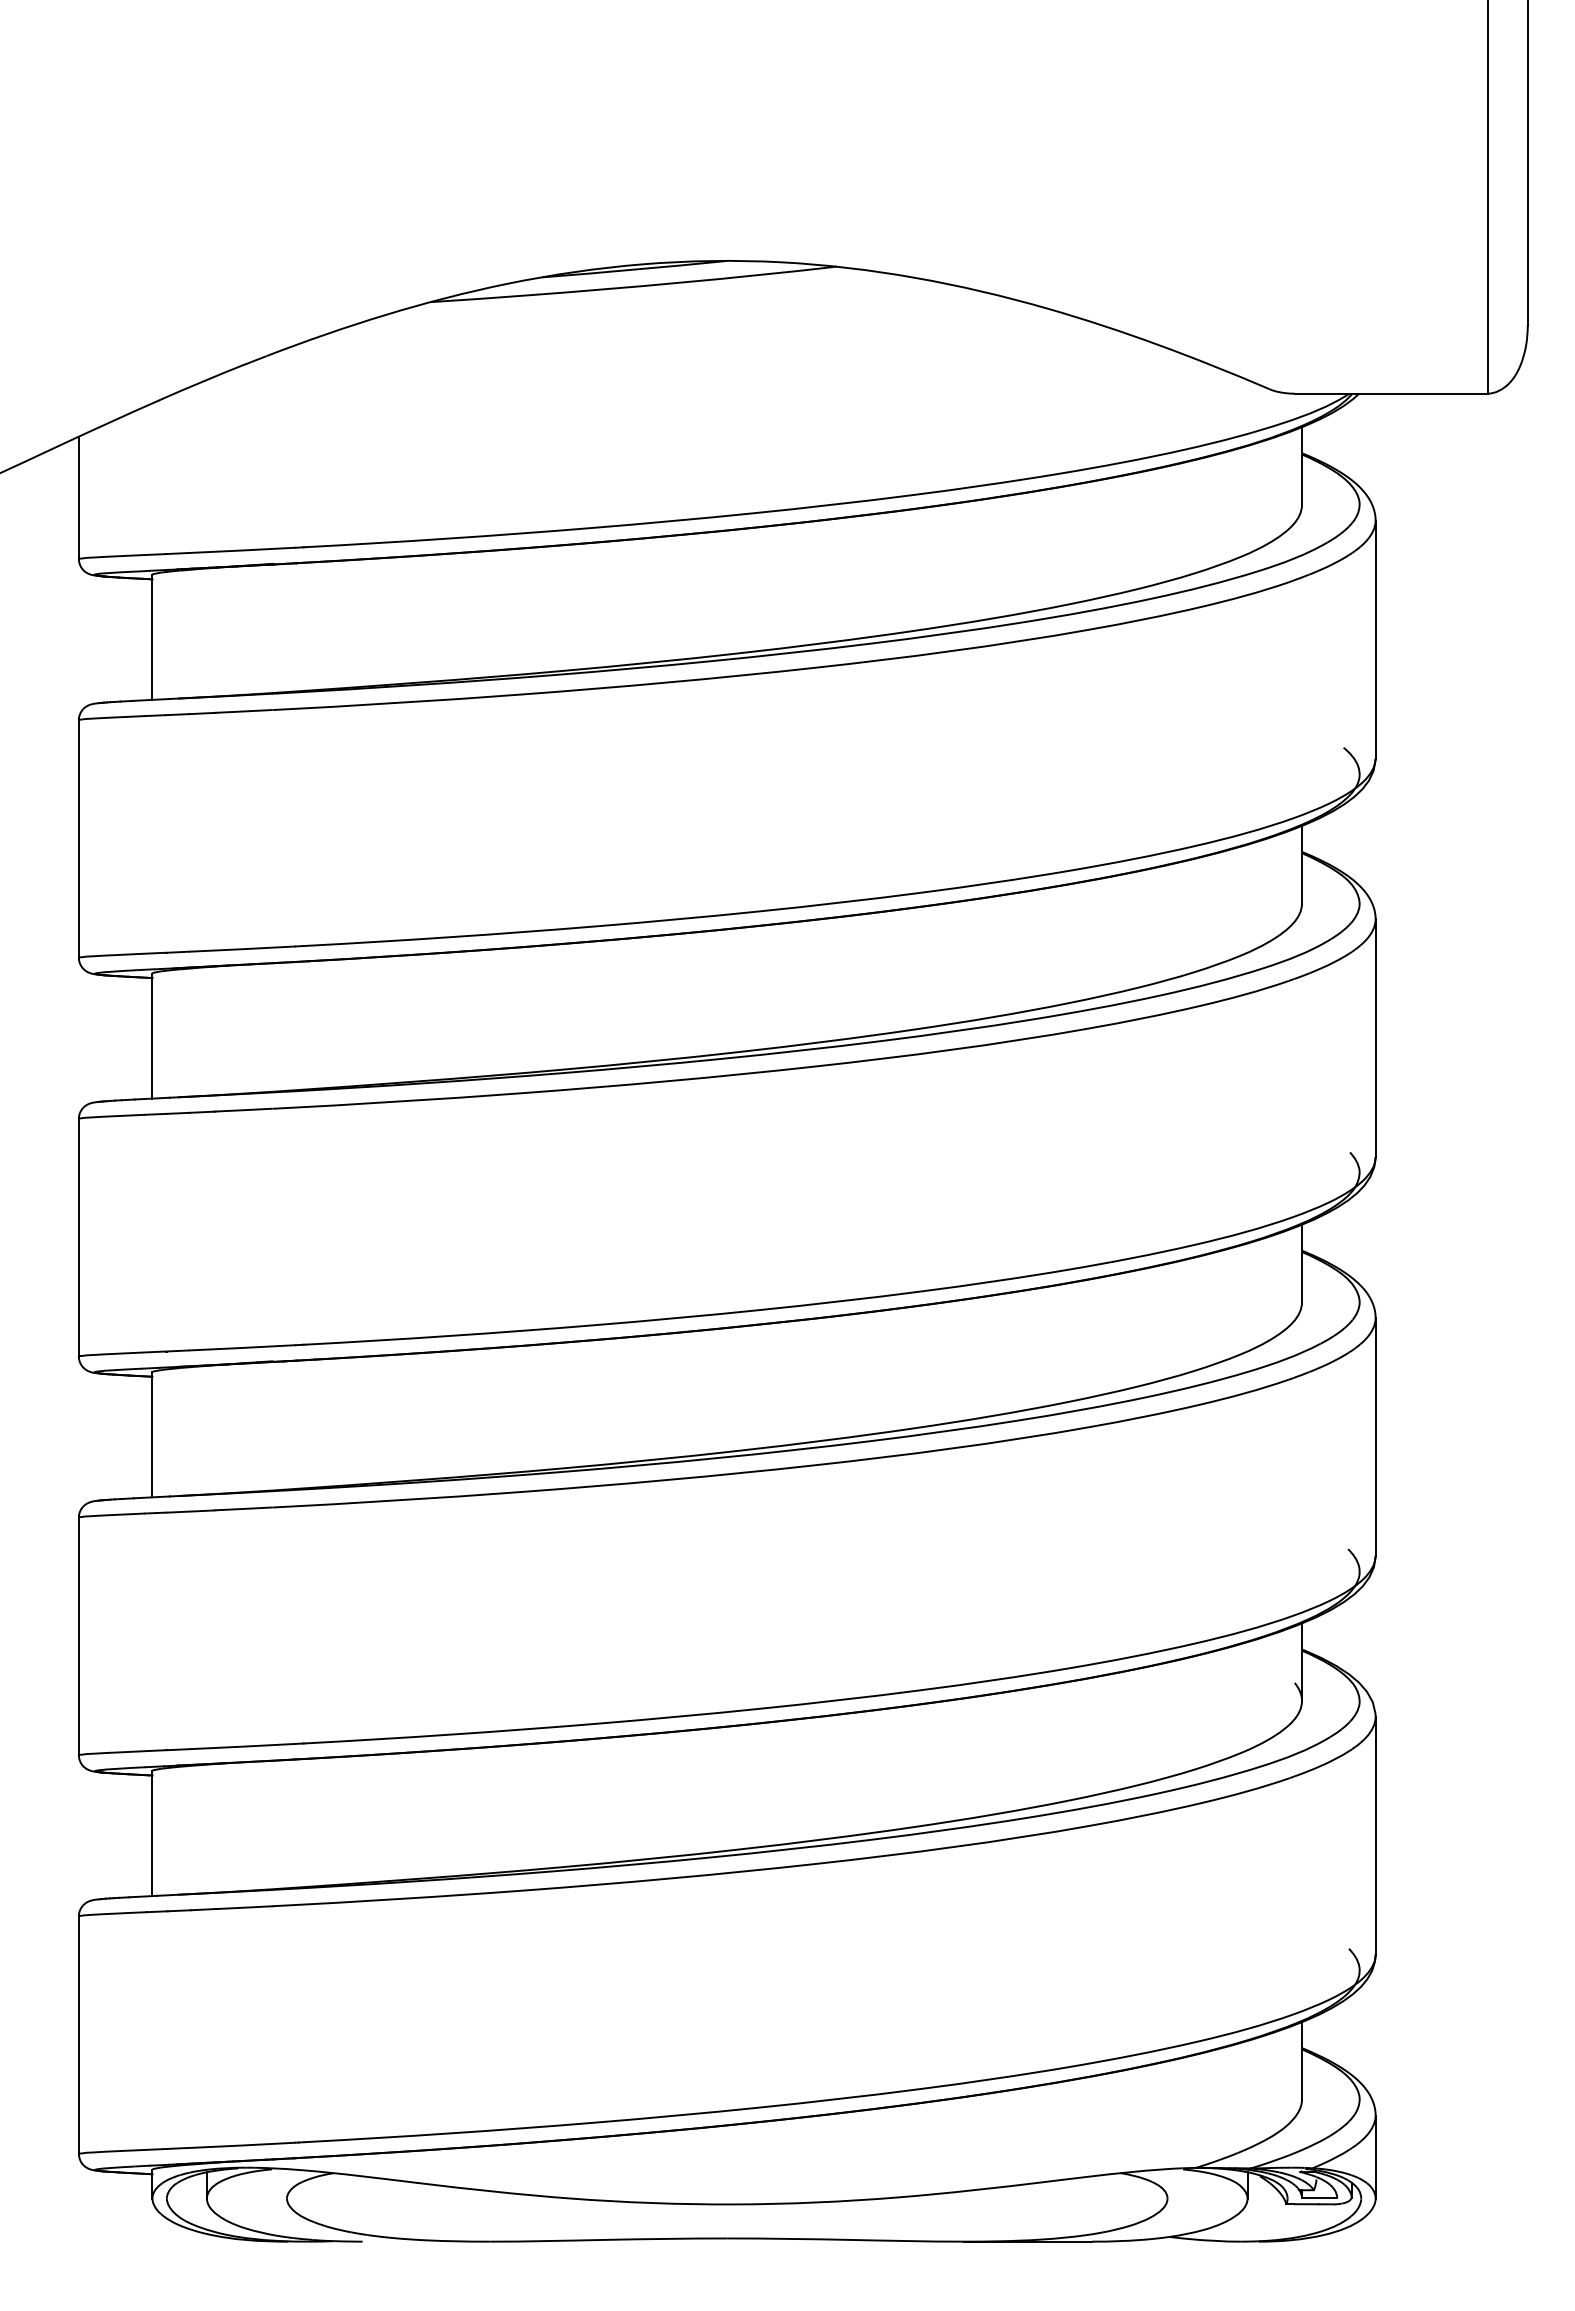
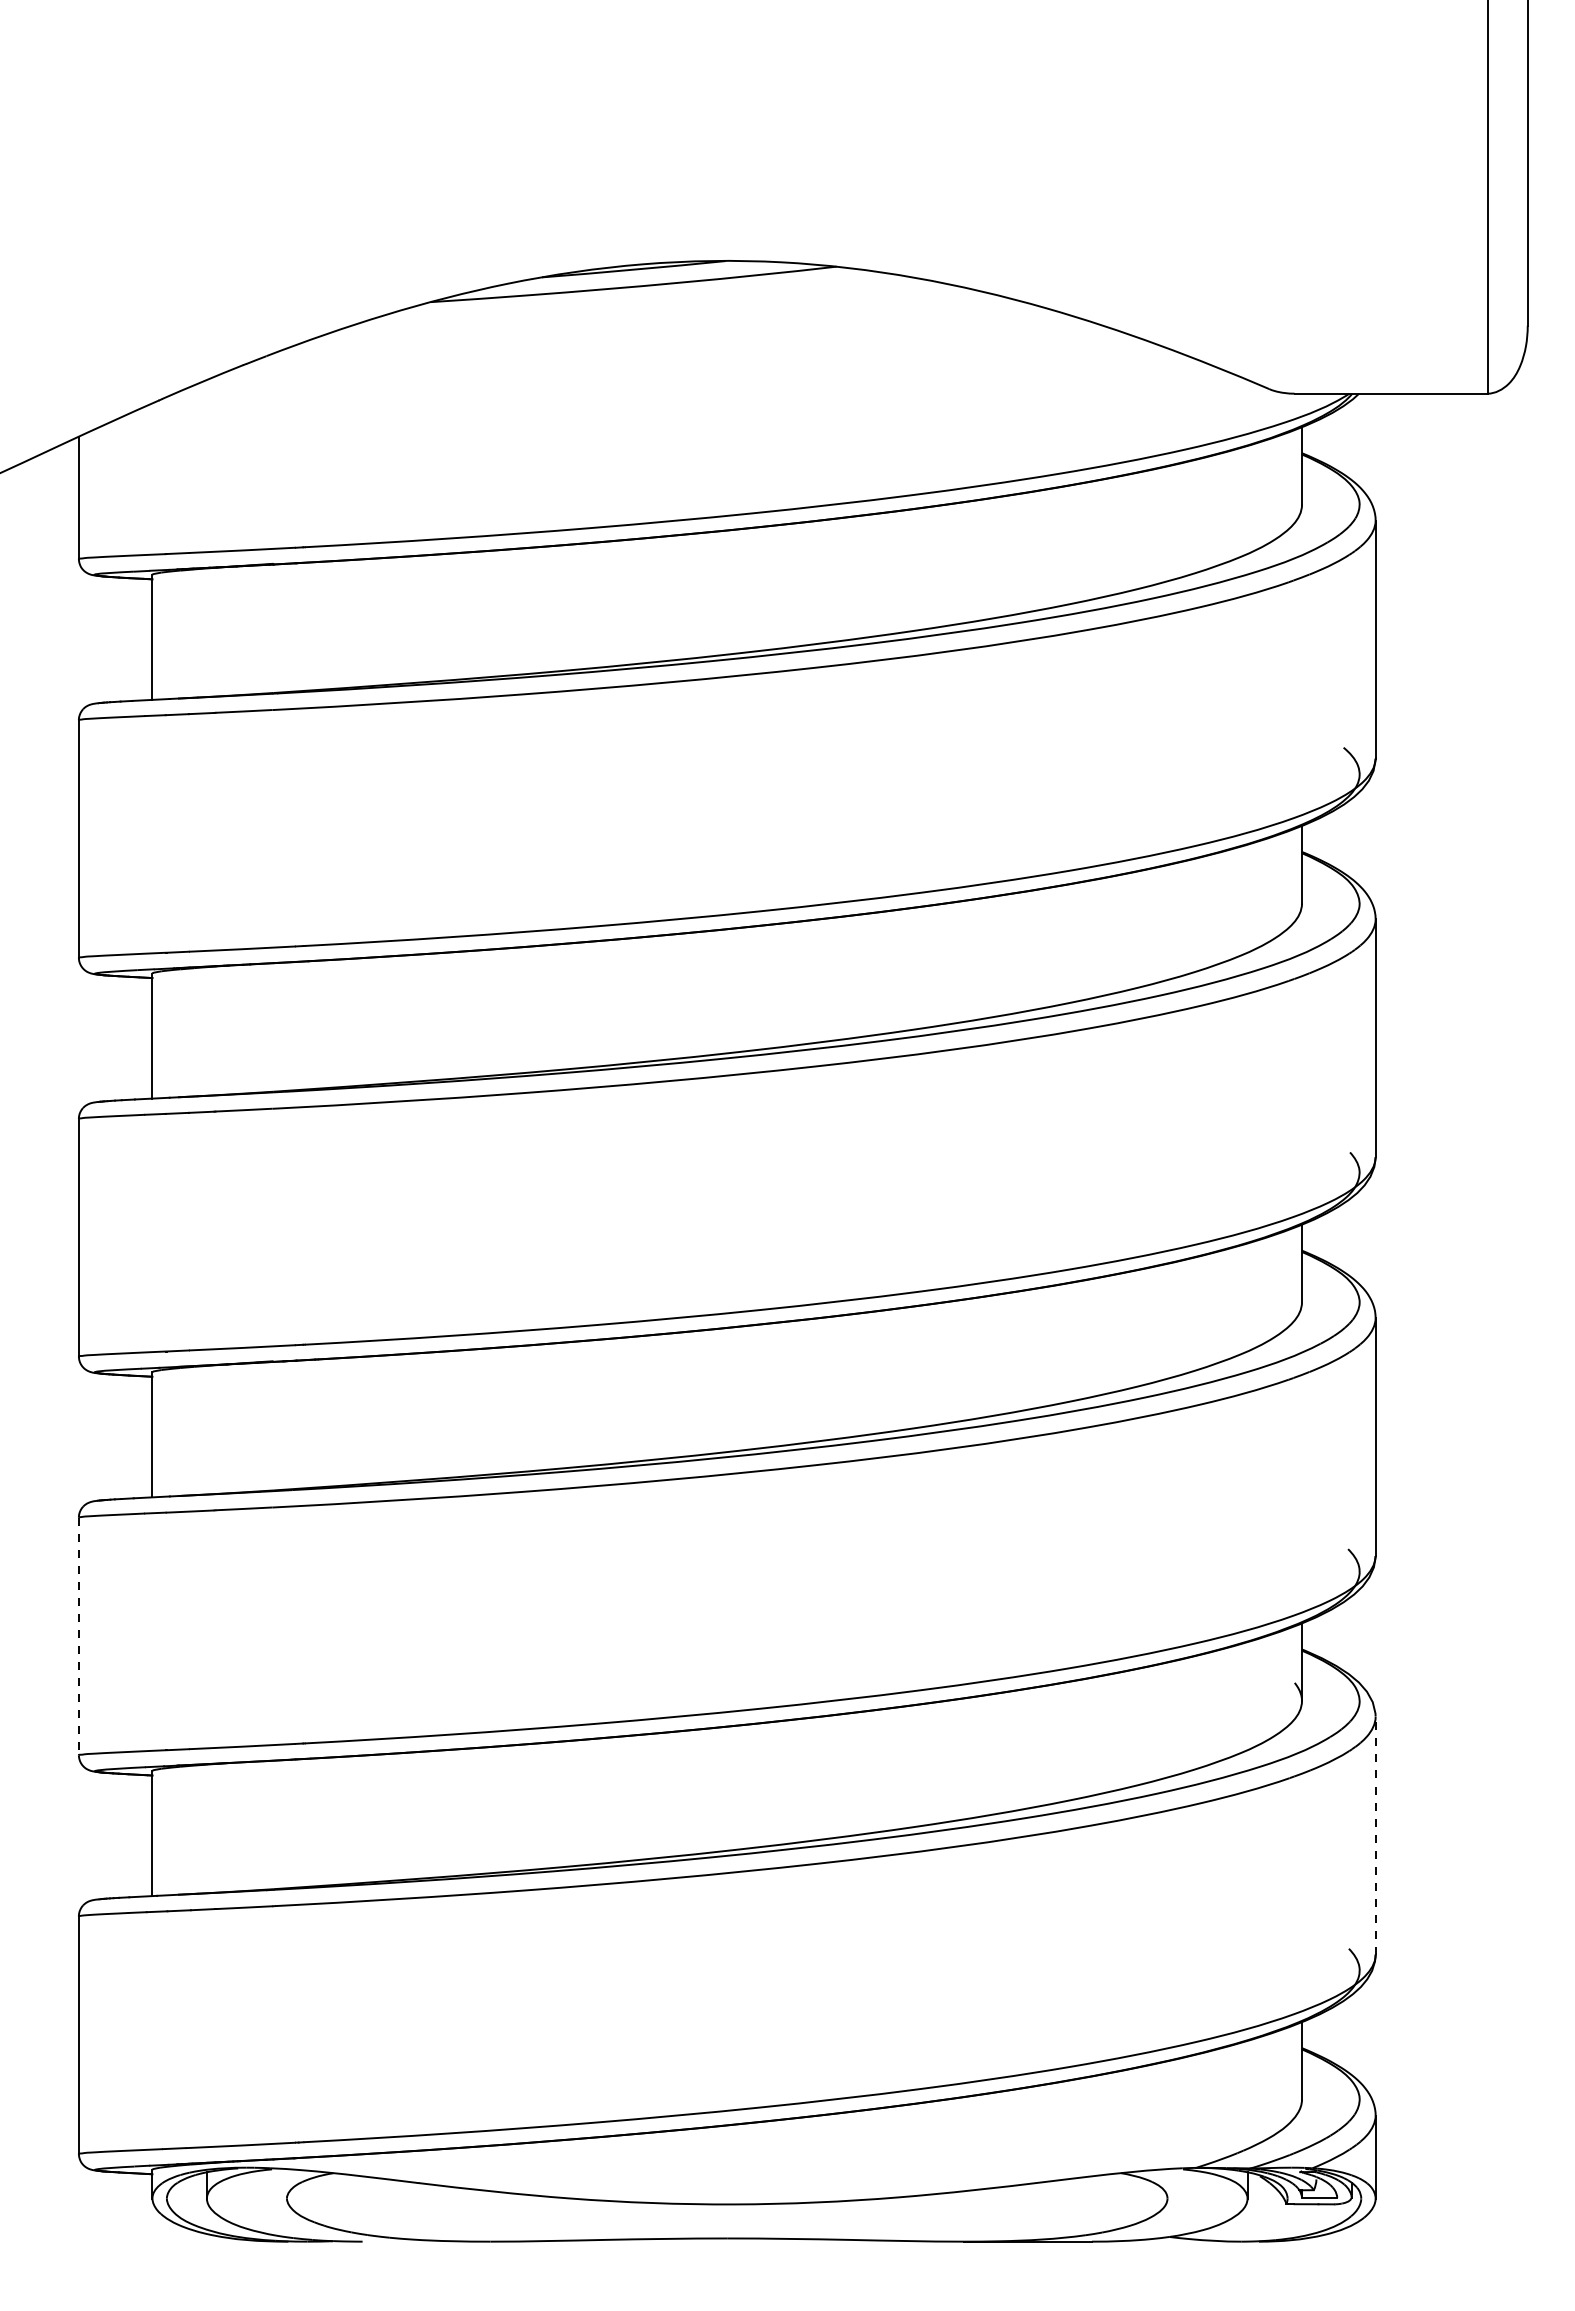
line: solid -> dashed (78, 1636)
line: solid -> dashed (1375, 1835)
